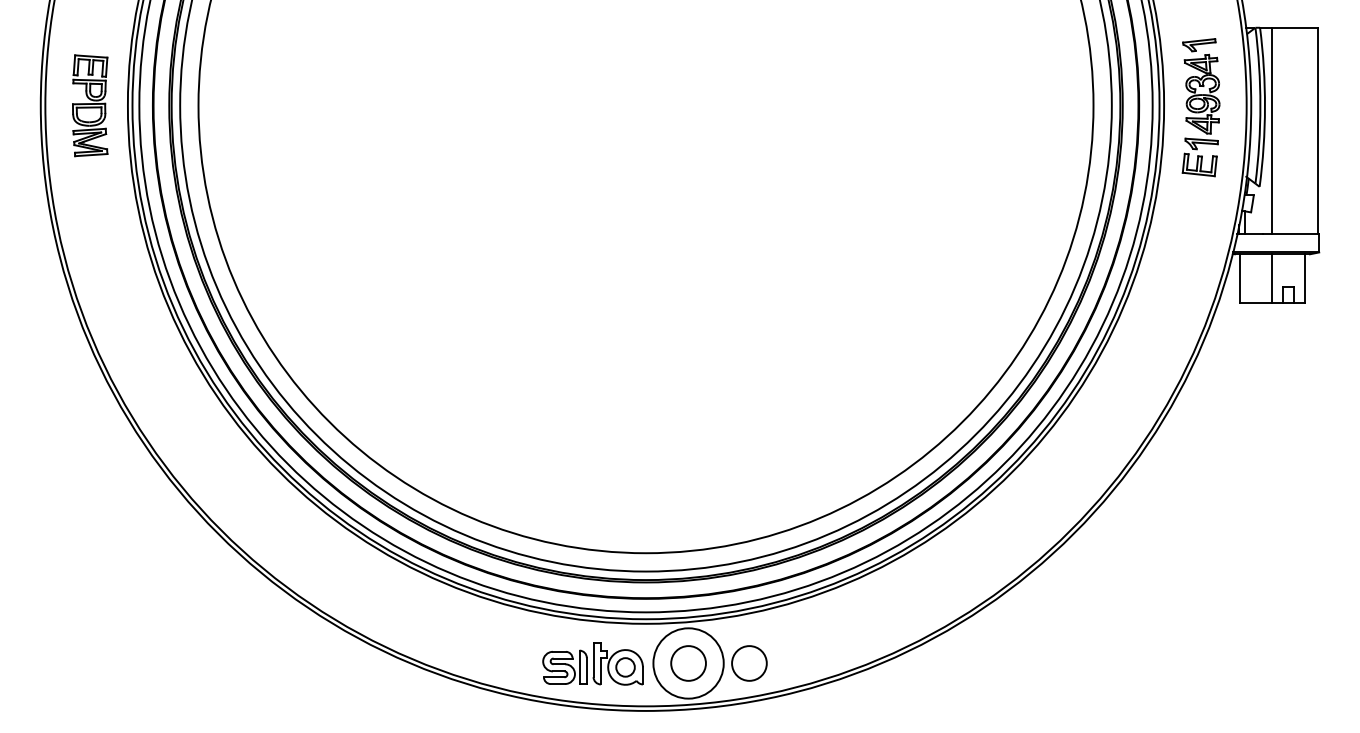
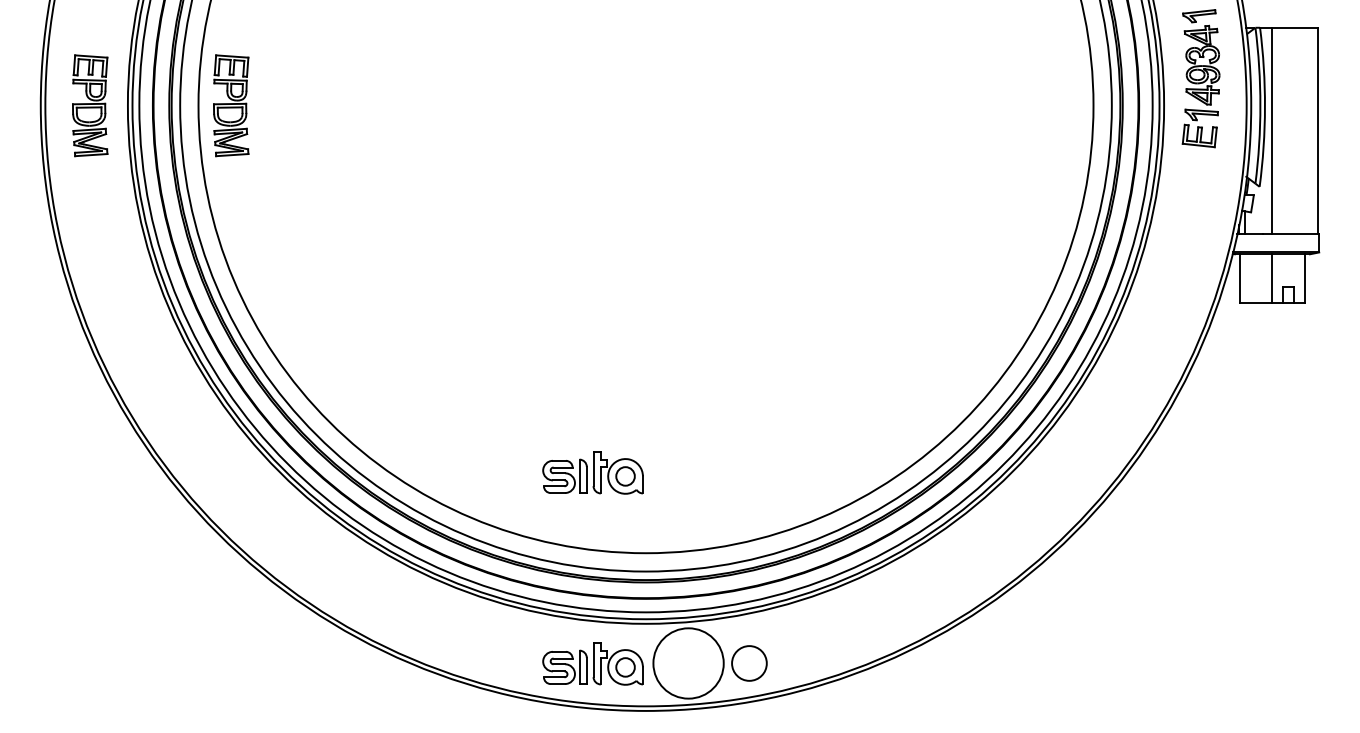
part: none -> present (231, 105)
part position: (1200, 107) -> (1200, 78) (1200, 78)
part: none -> present (592, 472)
circle: present -> none (688, 663)
